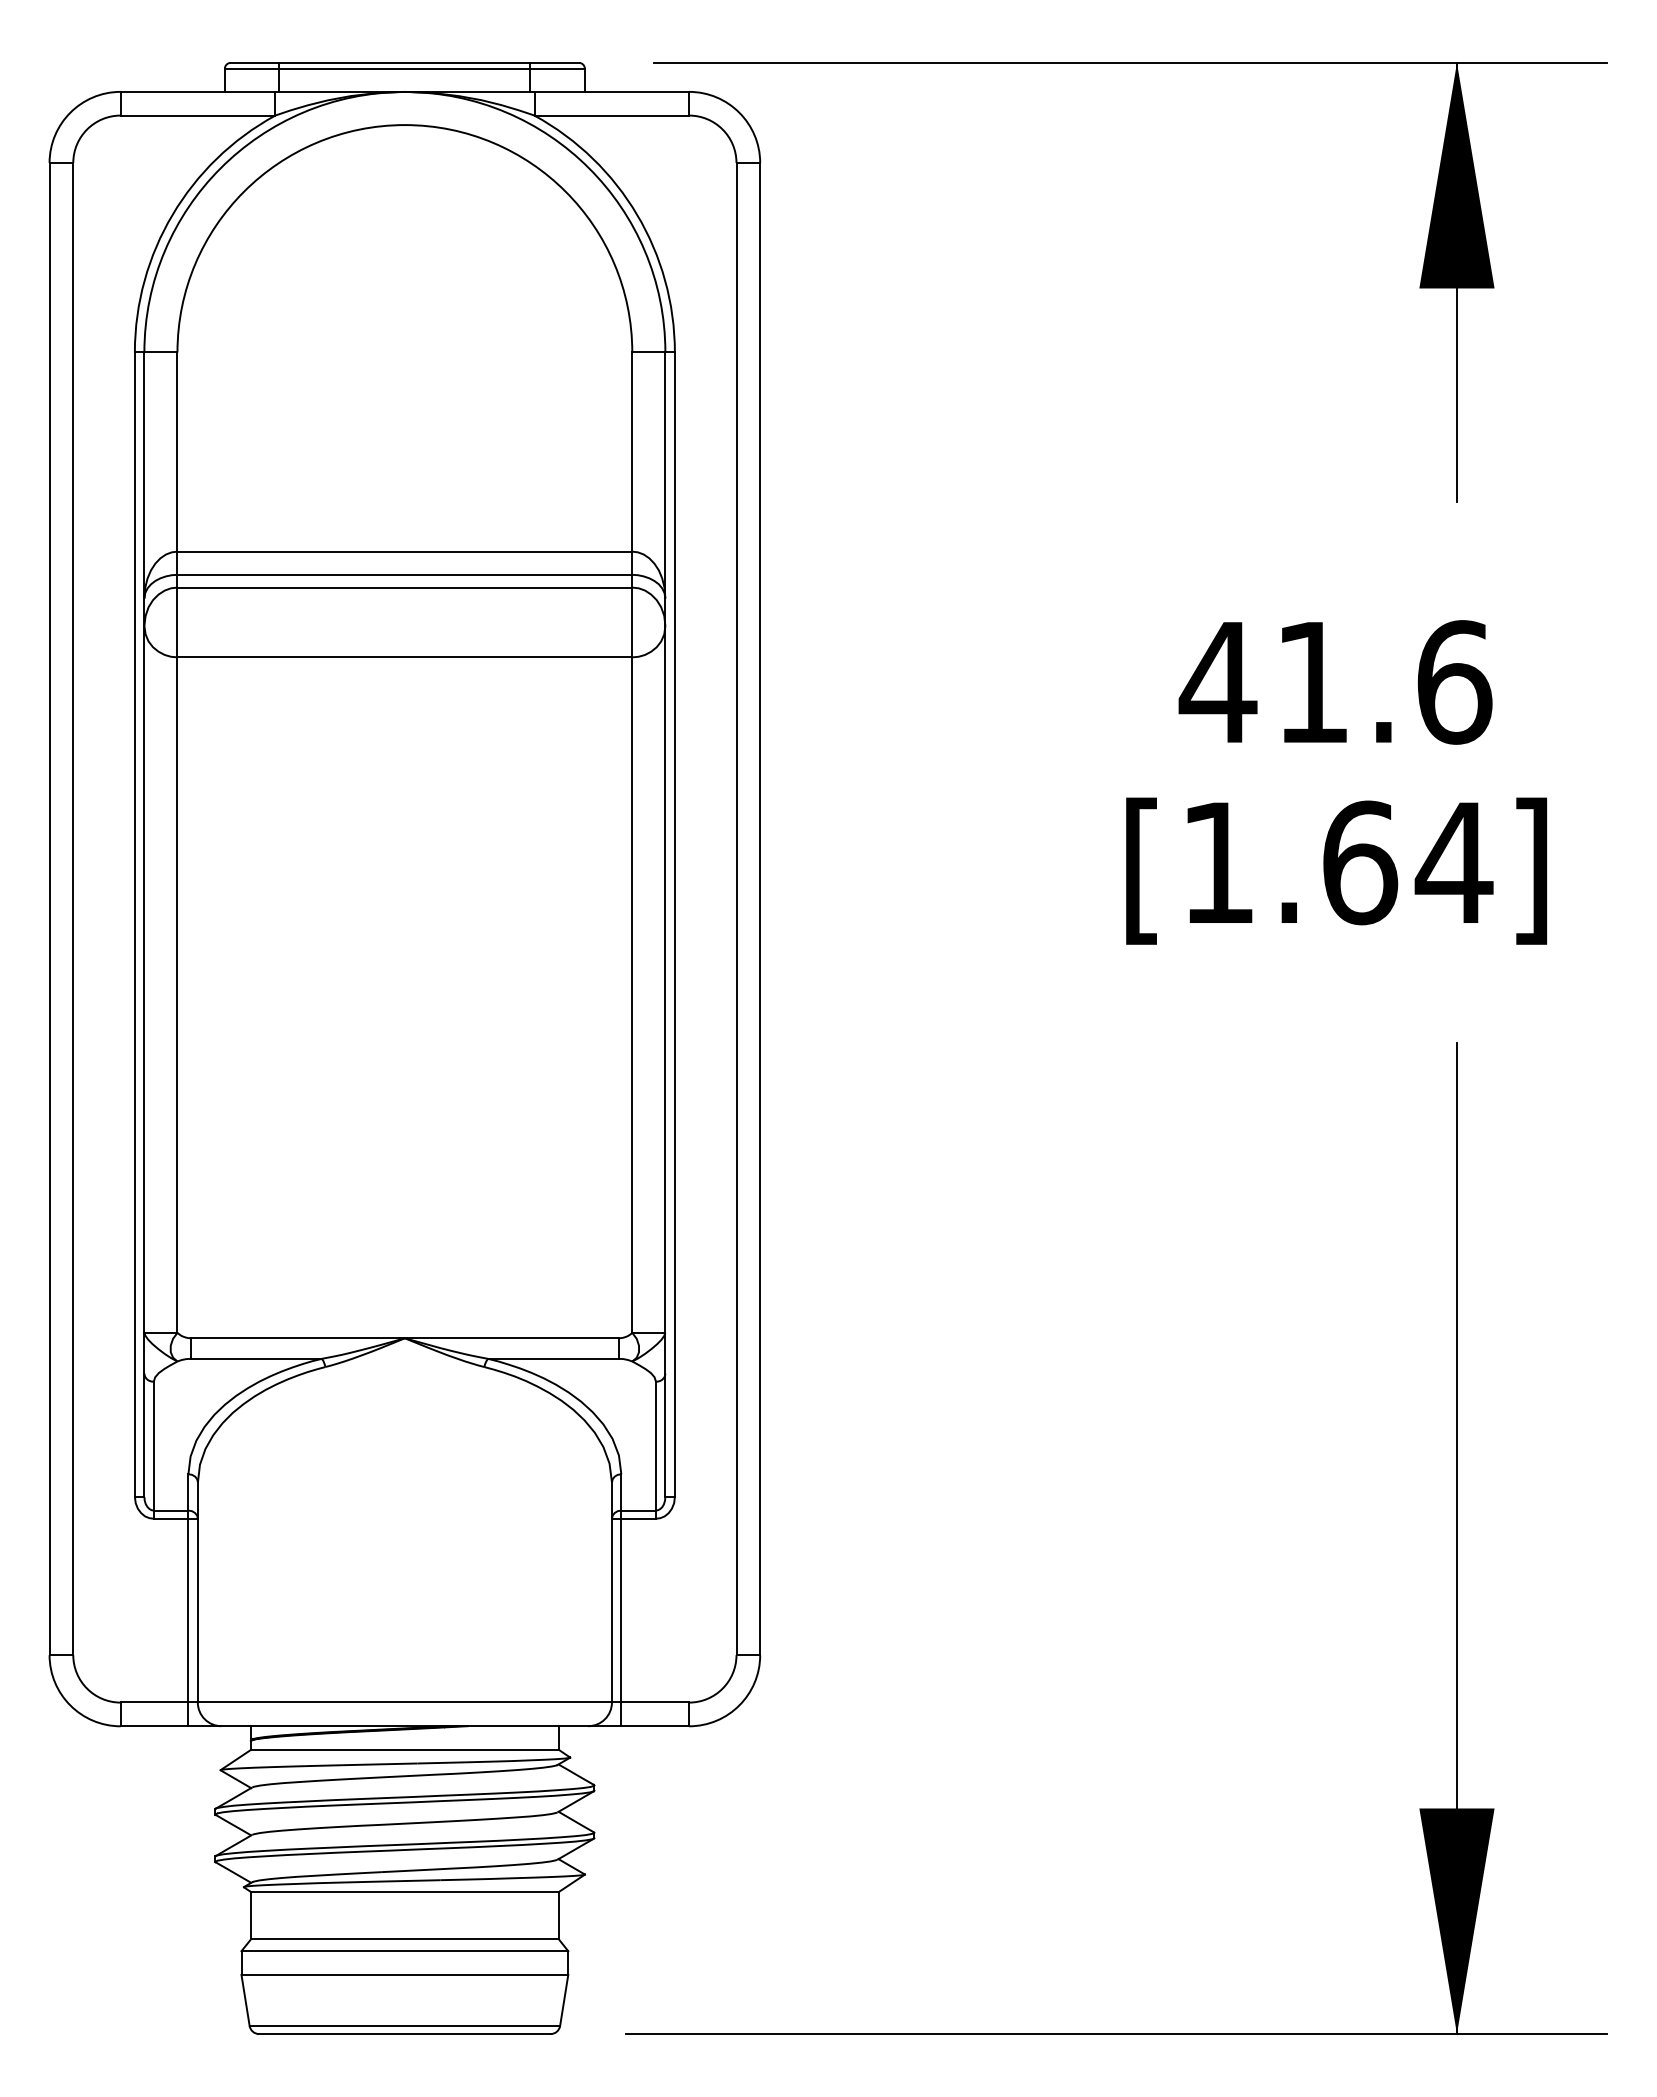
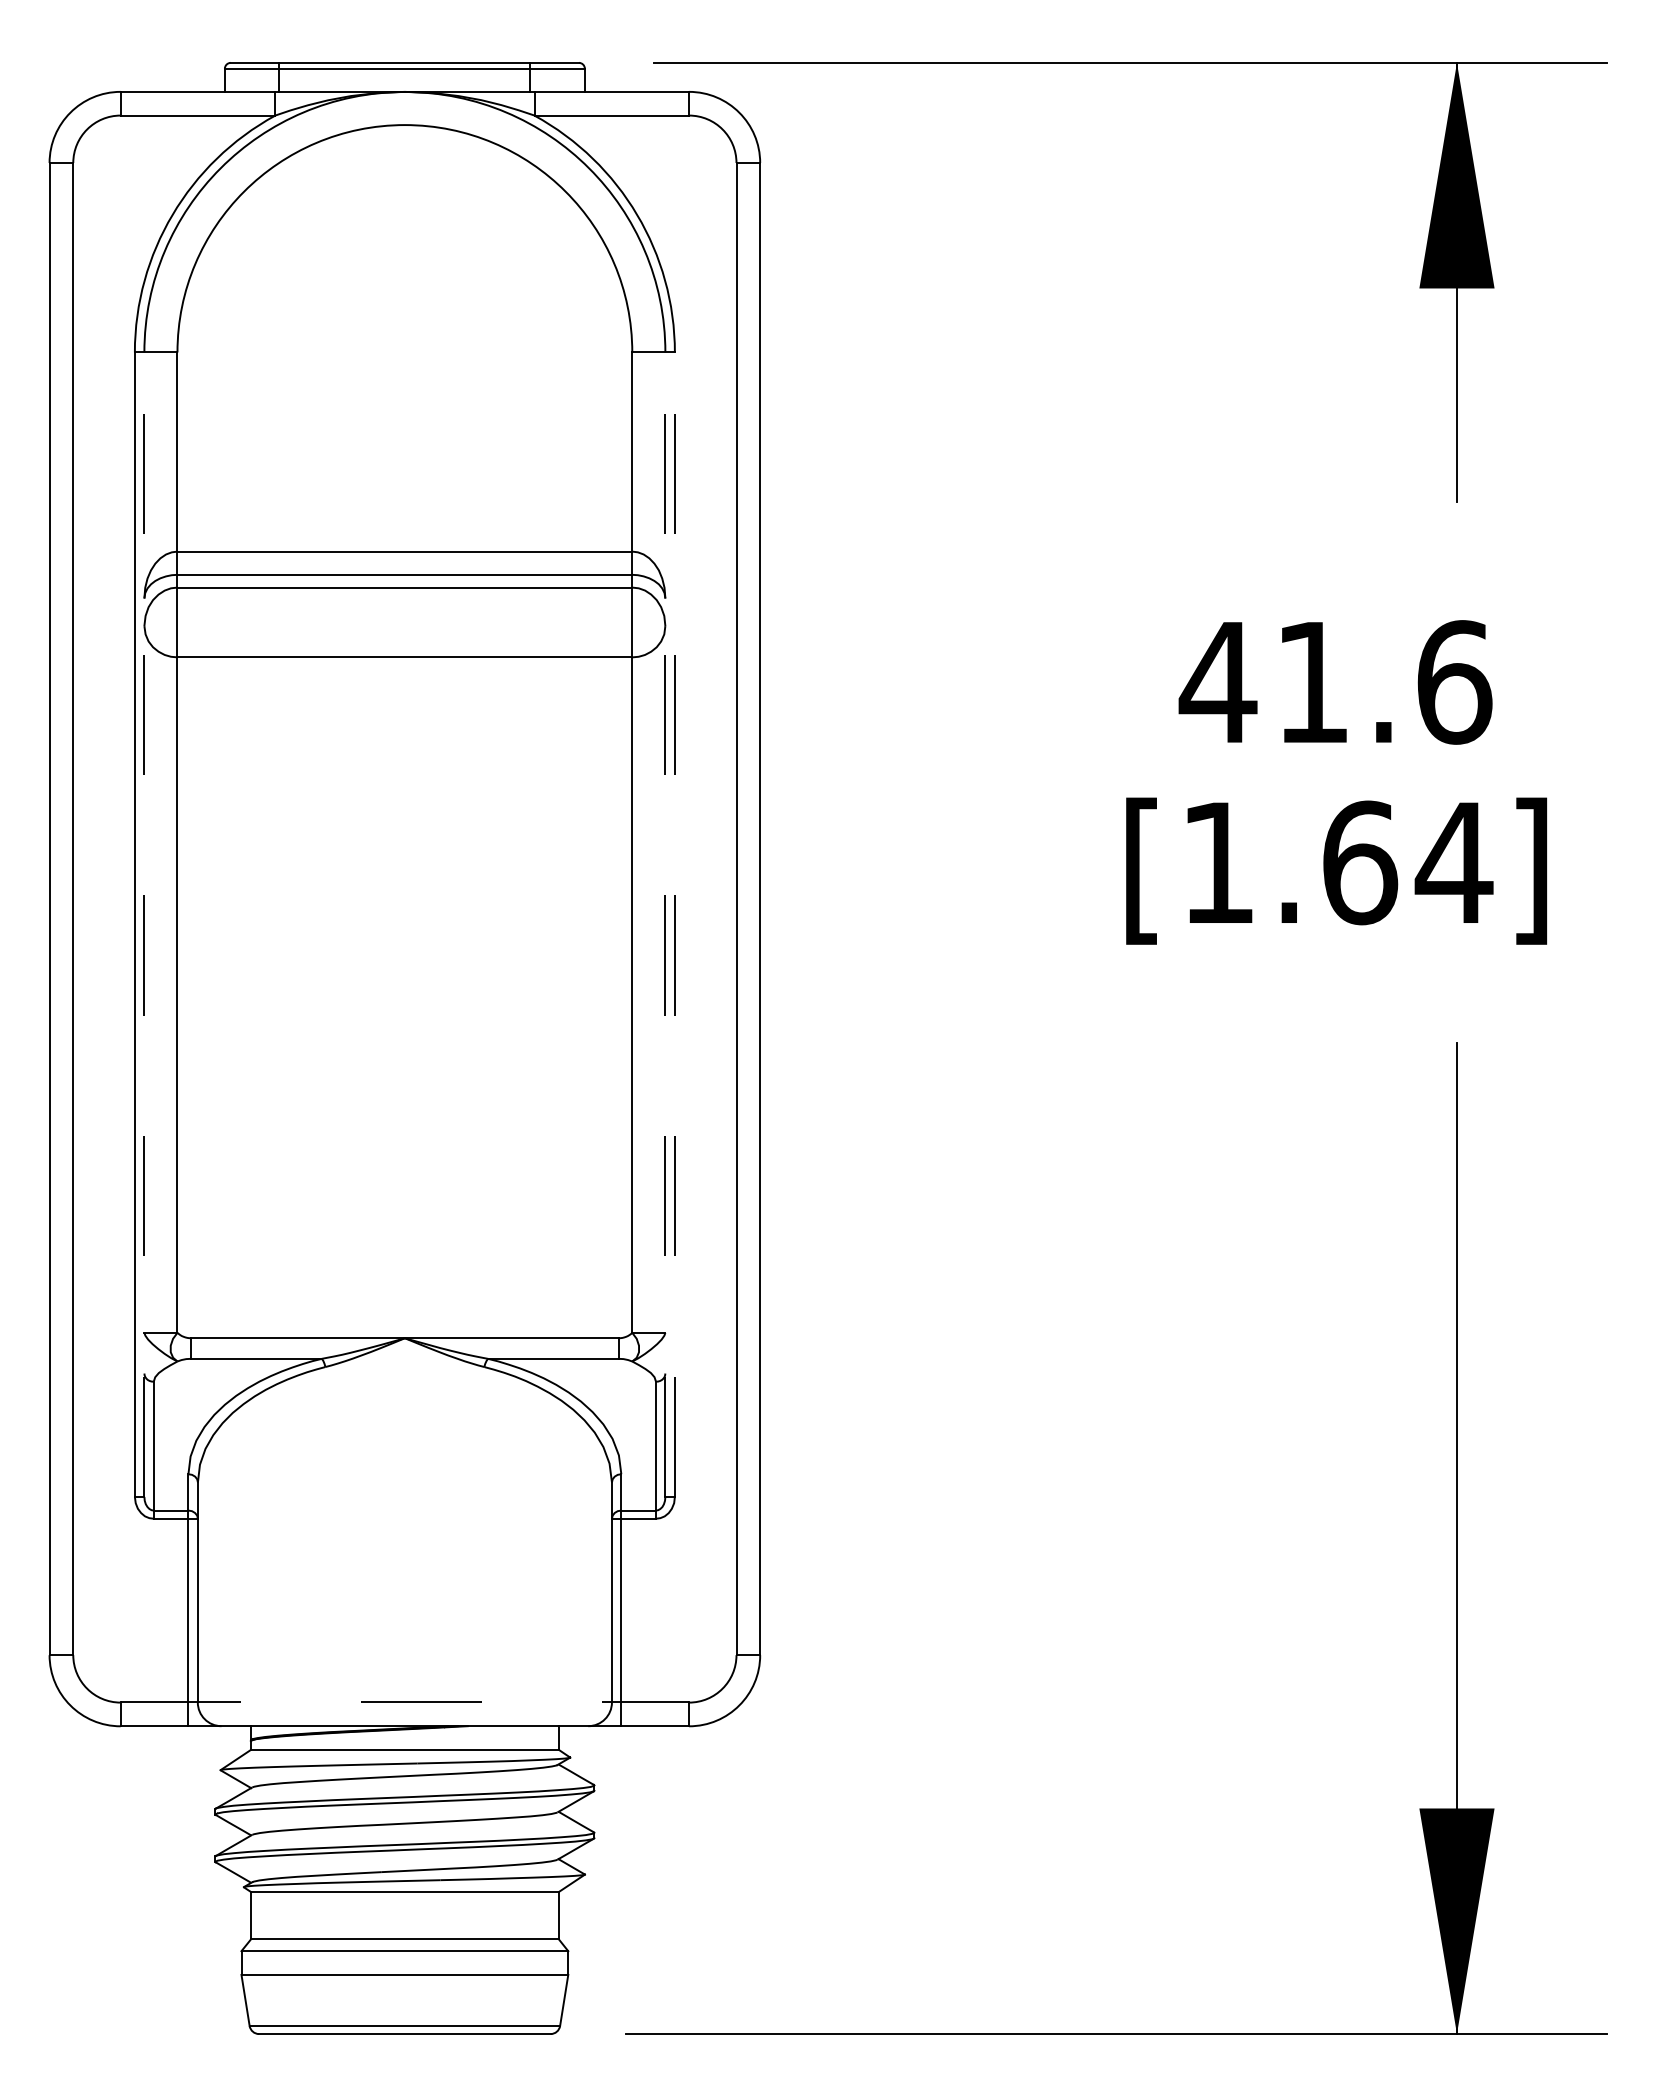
line: solid -> dashed (144, 924)
line: solid -> dashed (665, 924)
line: solid -> dashed (674, 924)
line: solid -> dashed (405, 1702)
